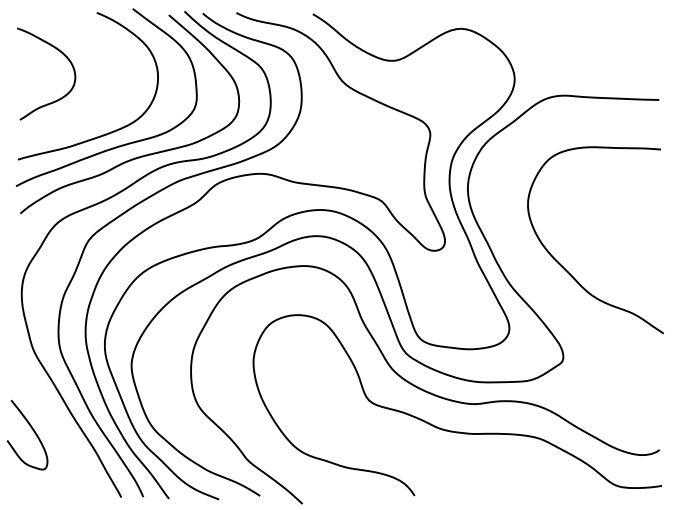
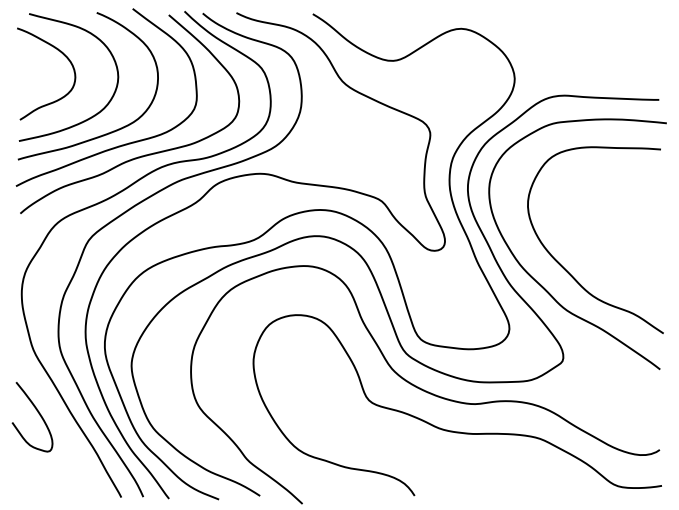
curve: none -> present (92, 115)
curve: none -> present (540, 283)
curve position: (32, 430) -> (37, 412) (37, 412)
